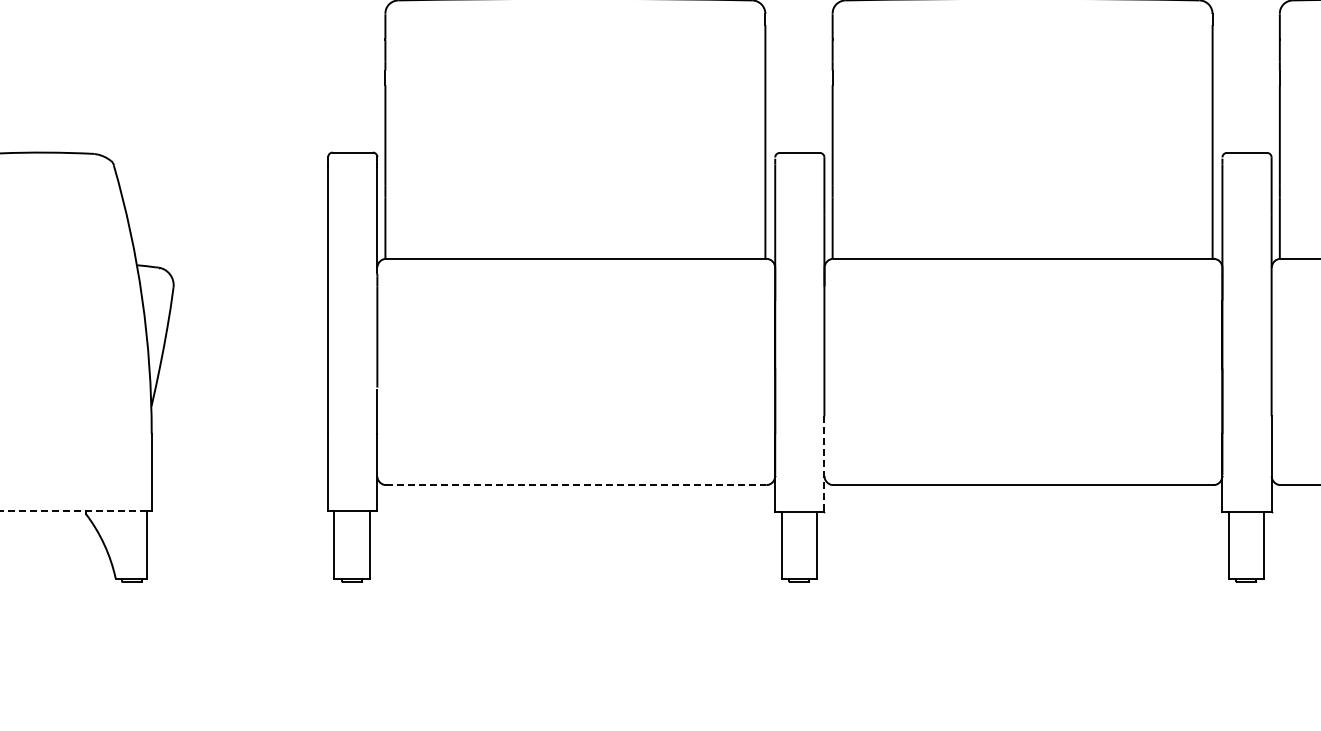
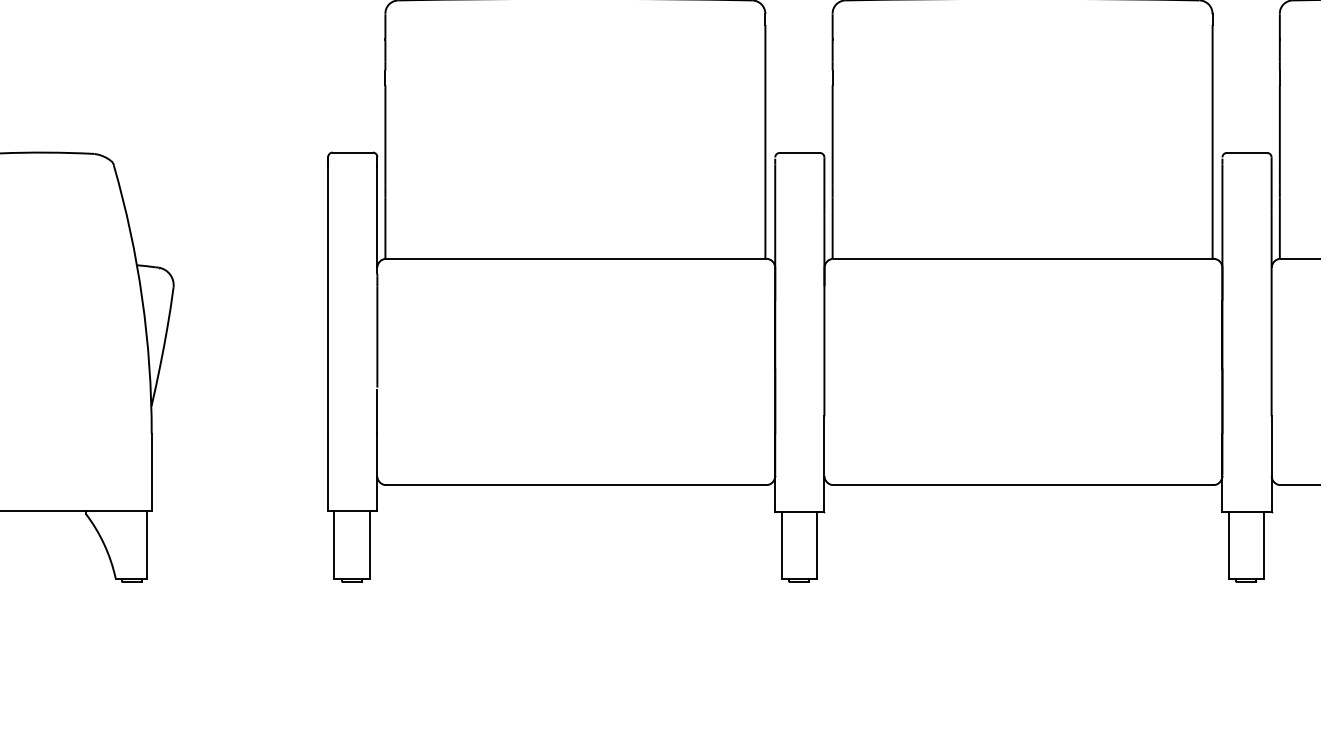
line: dashed -> solid (824, 464)
line: dashed -> solid (576, 485)
line: dashed -> solid (74, 511)
